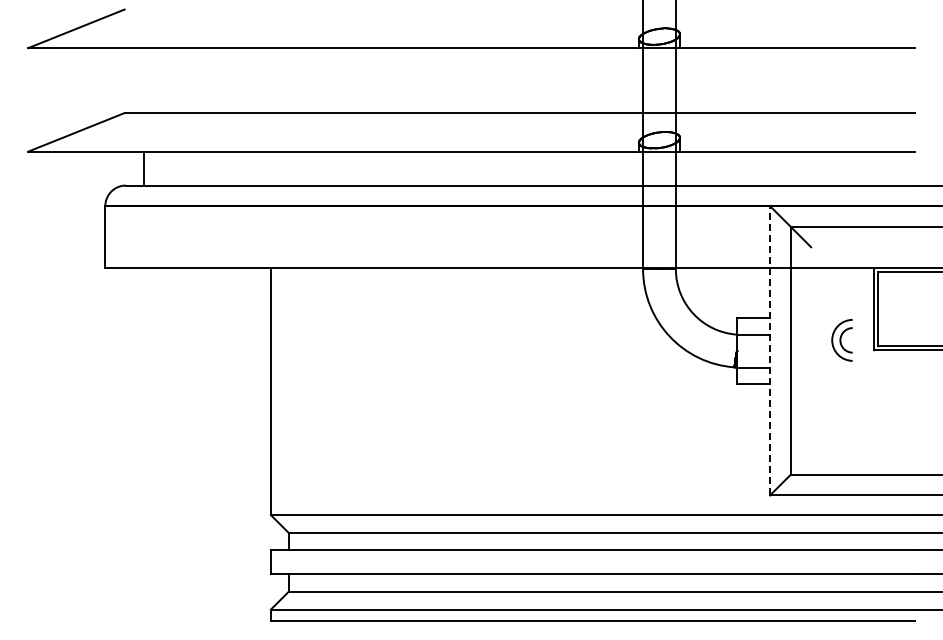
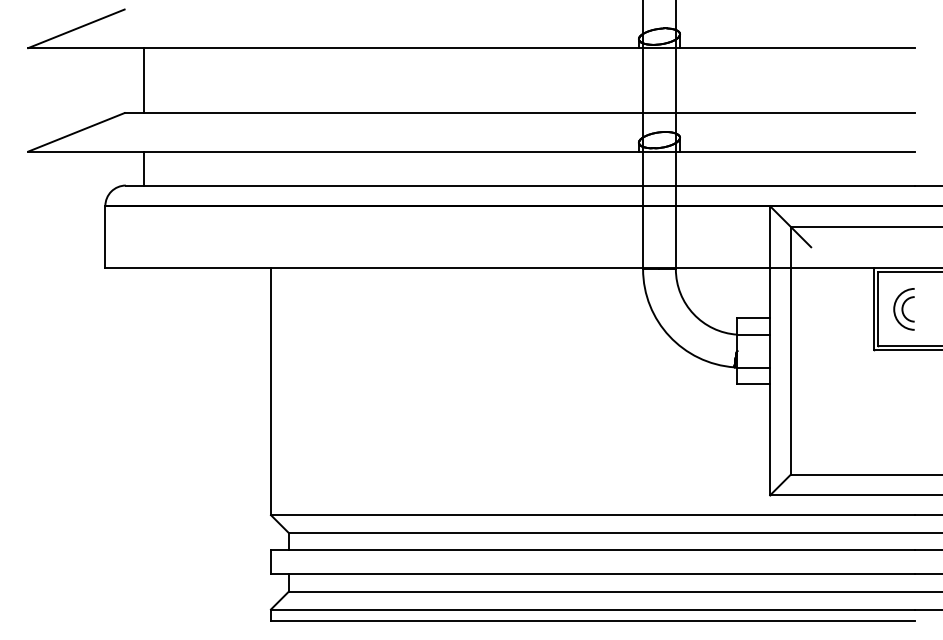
line: none -> present (143, 80)
part position: (841, 340) -> (903, 309) (903, 309)
line: dashed -> solid (770, 350)
